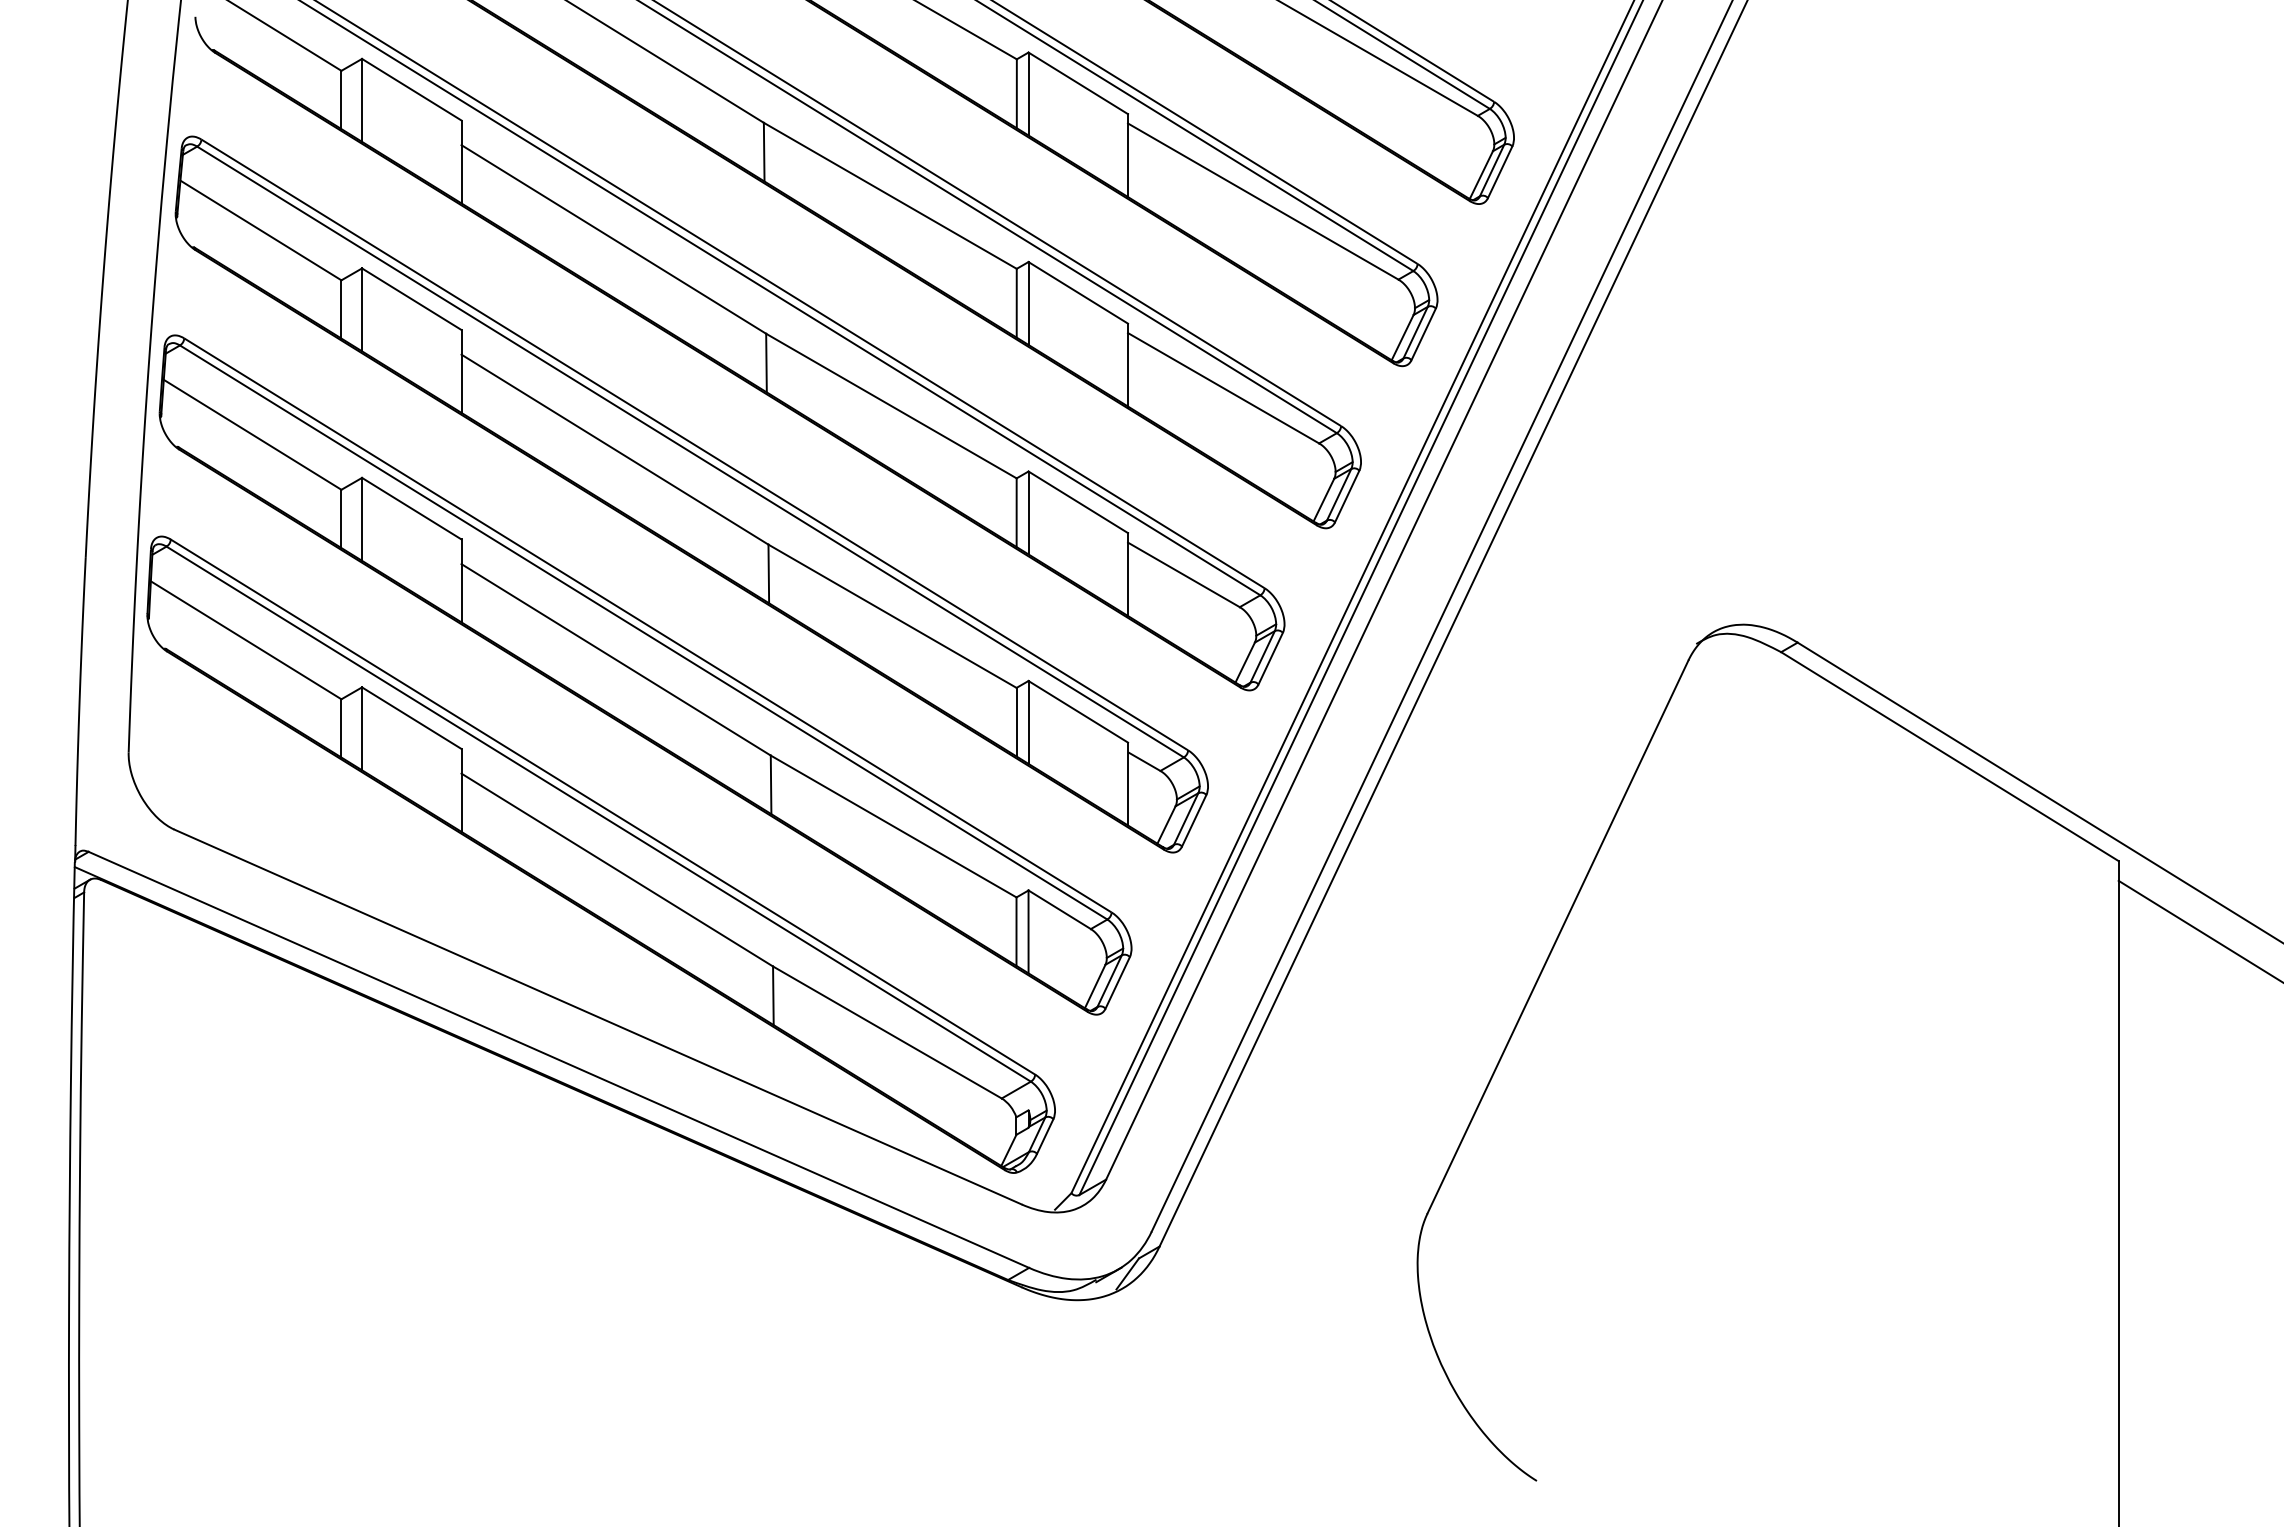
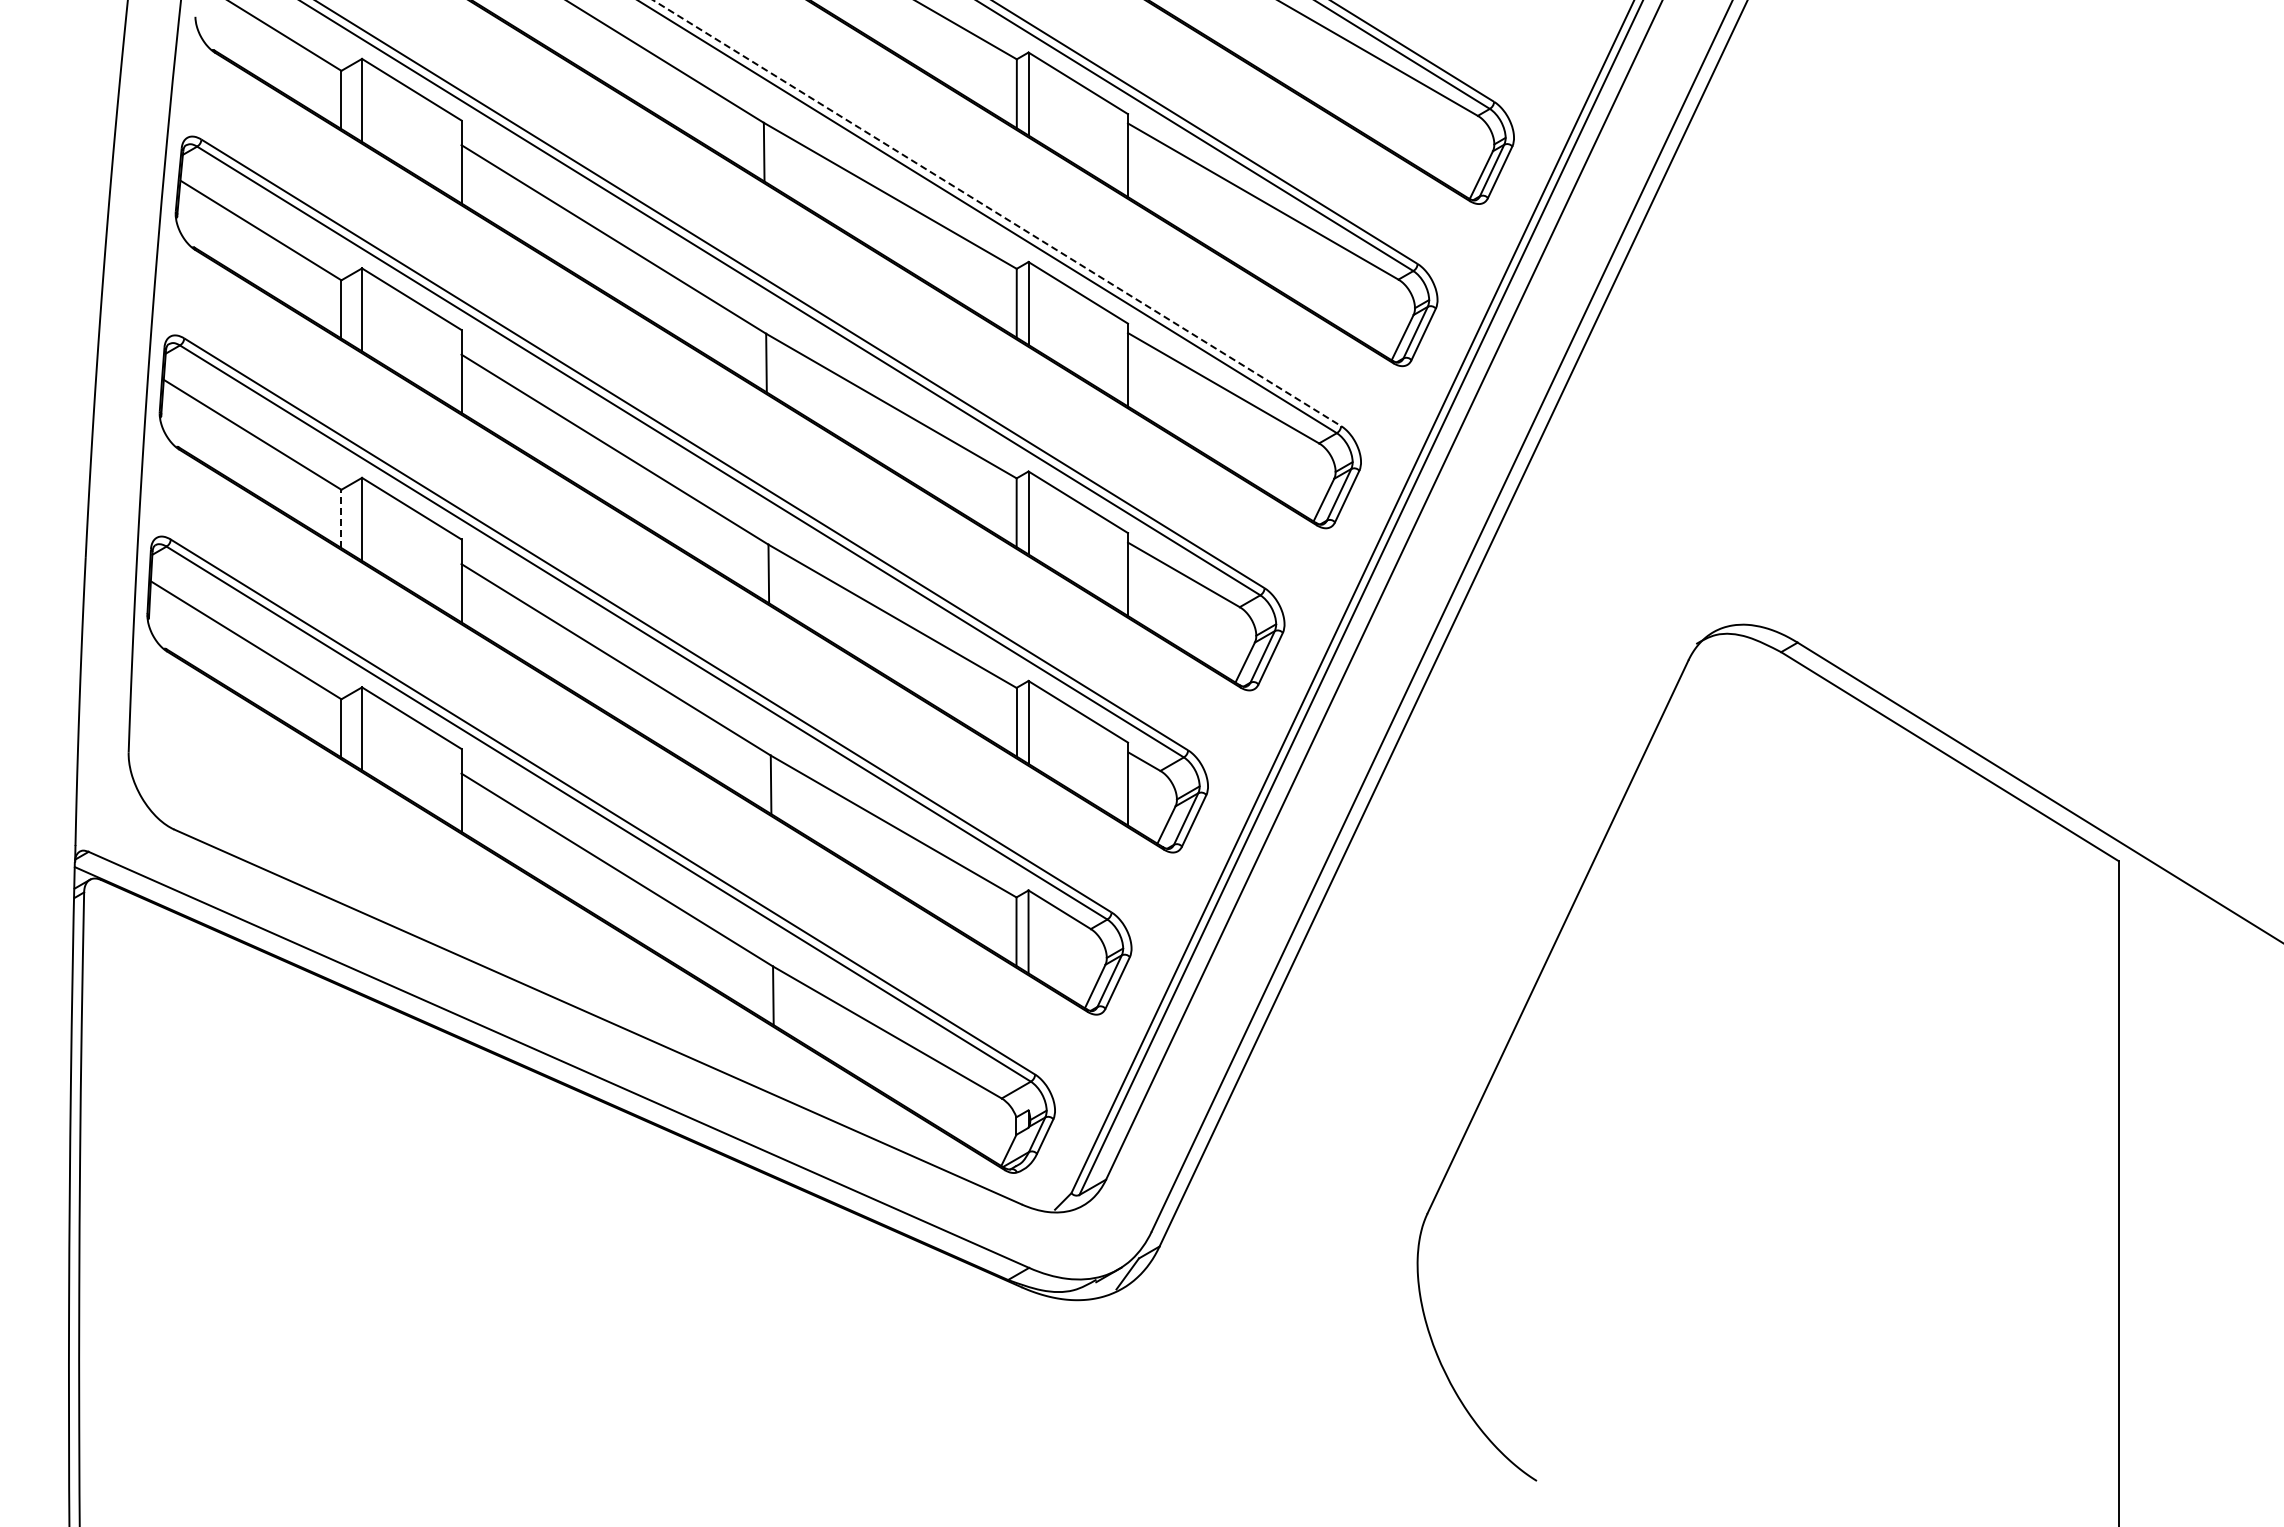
line: solid -> dashed (997, 213)
line: solid -> dashed (341, 518)
line: present -> none (2199, 930)
